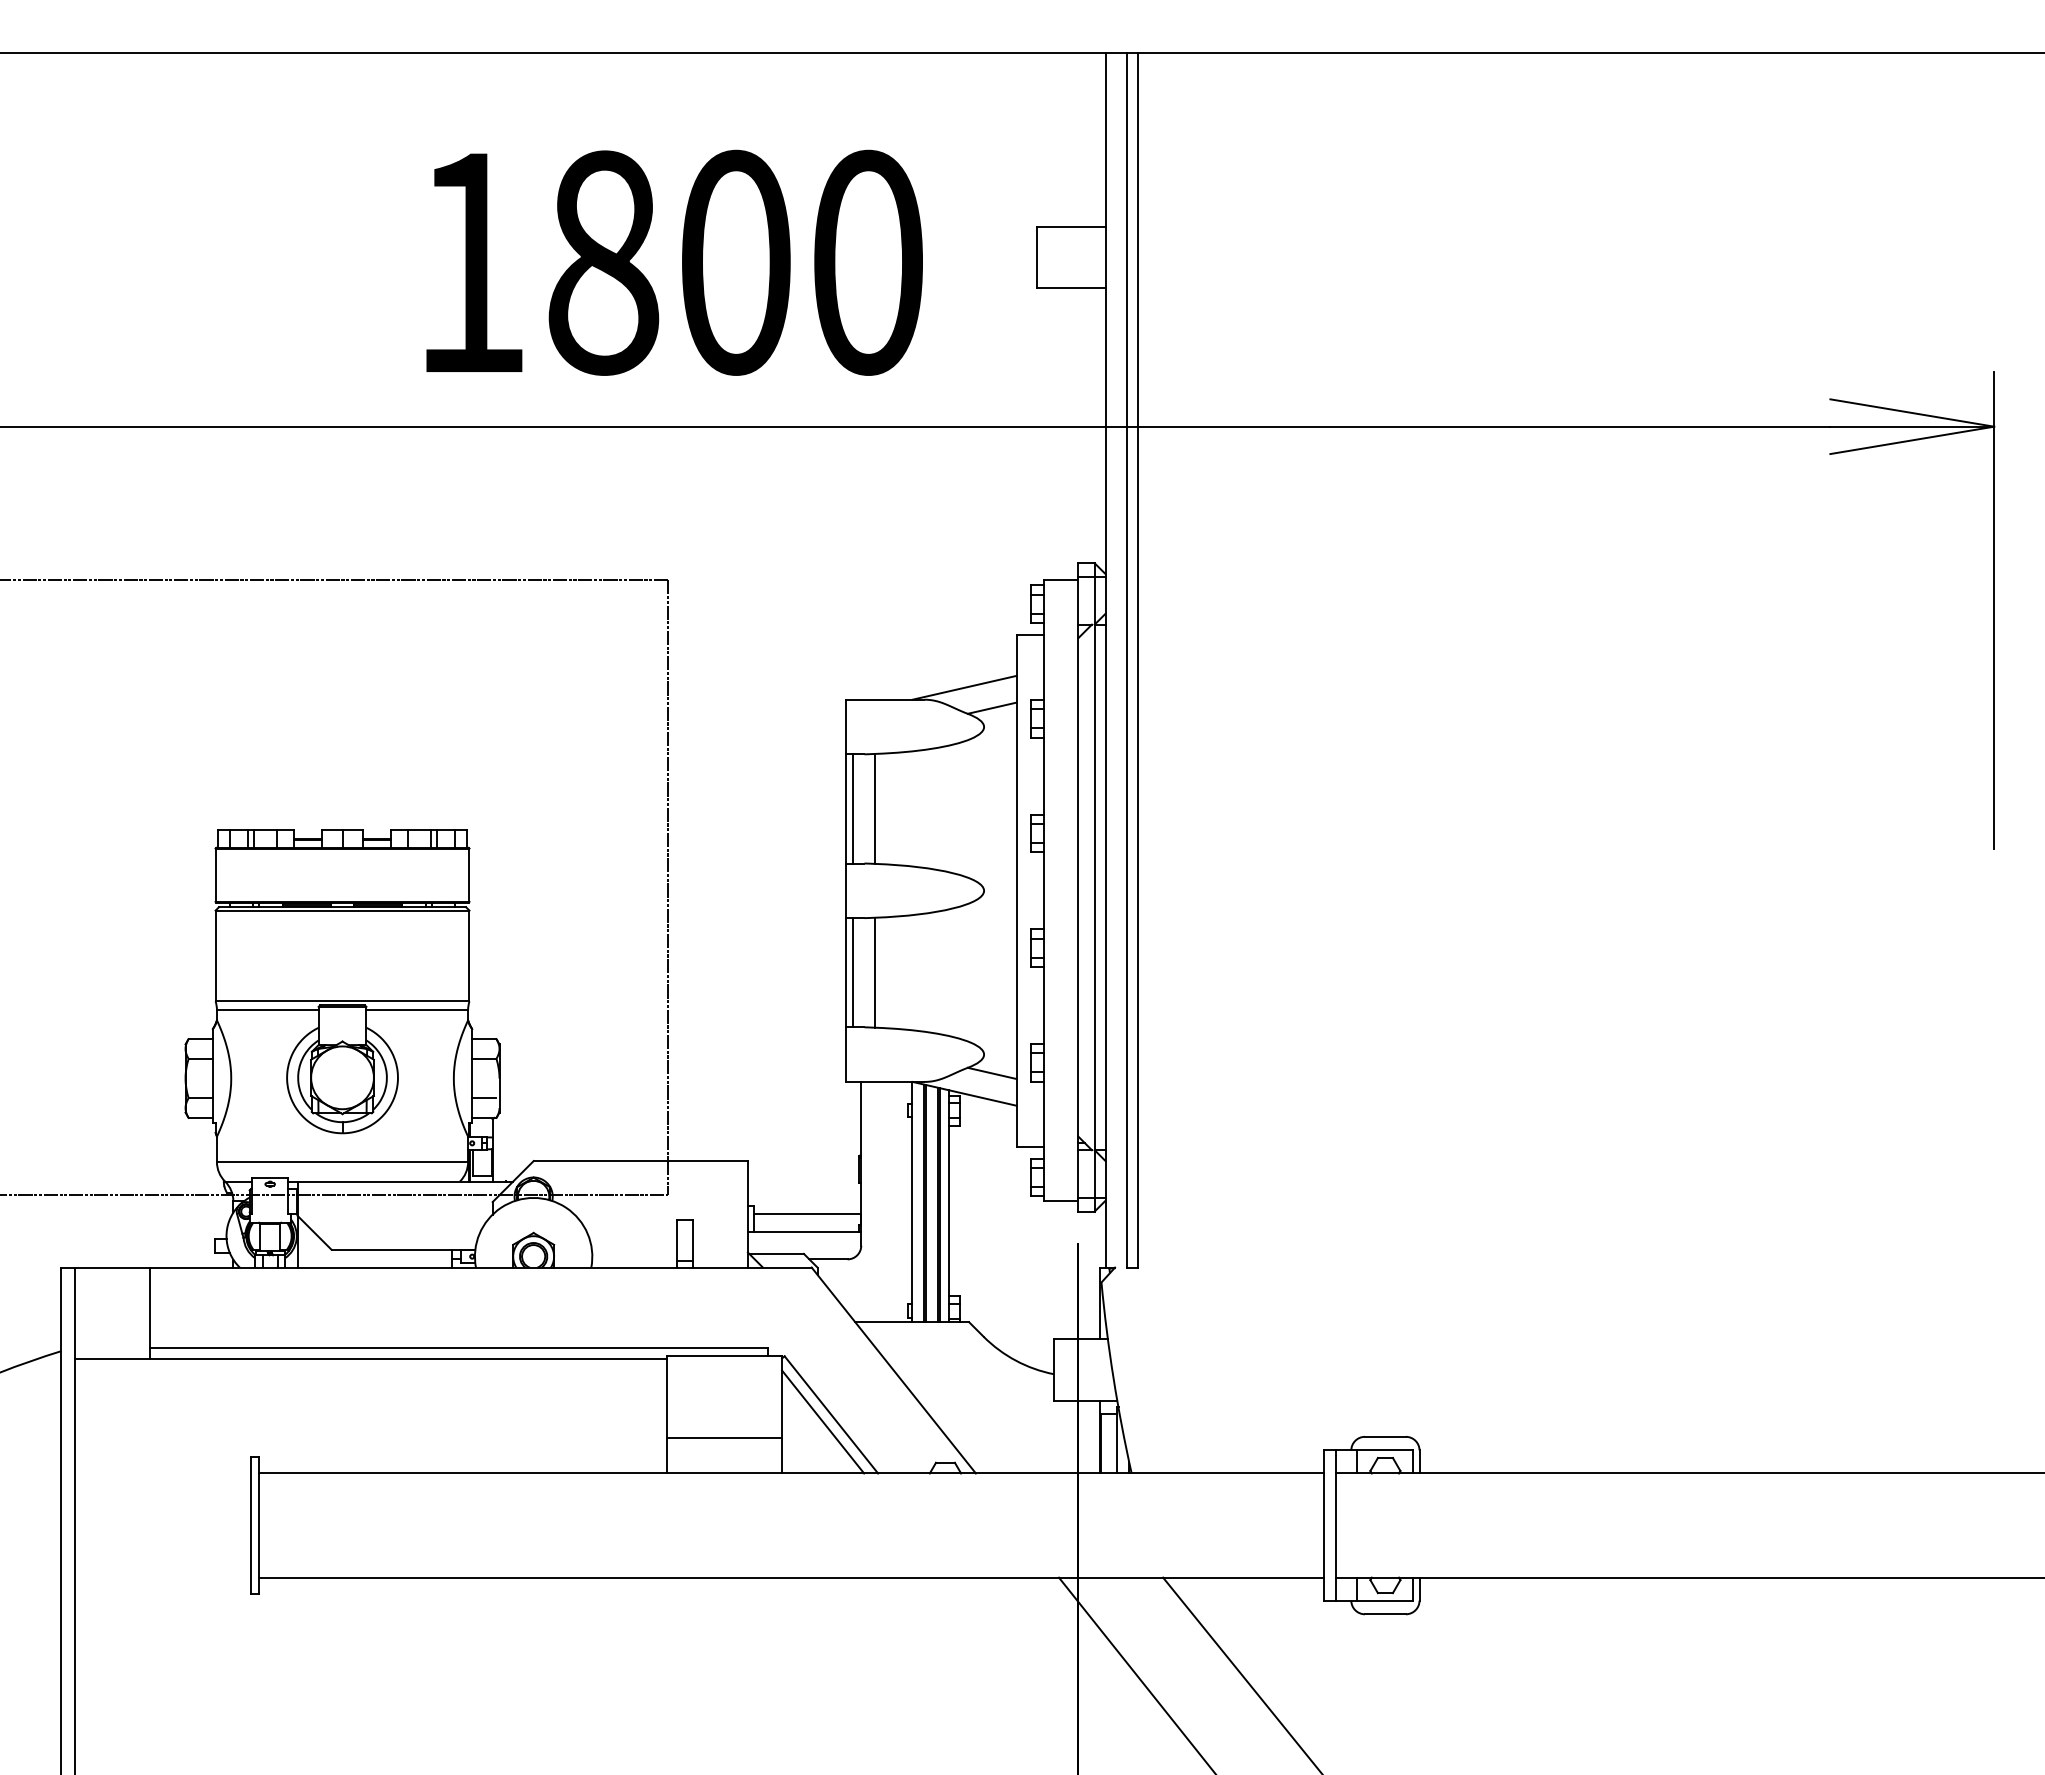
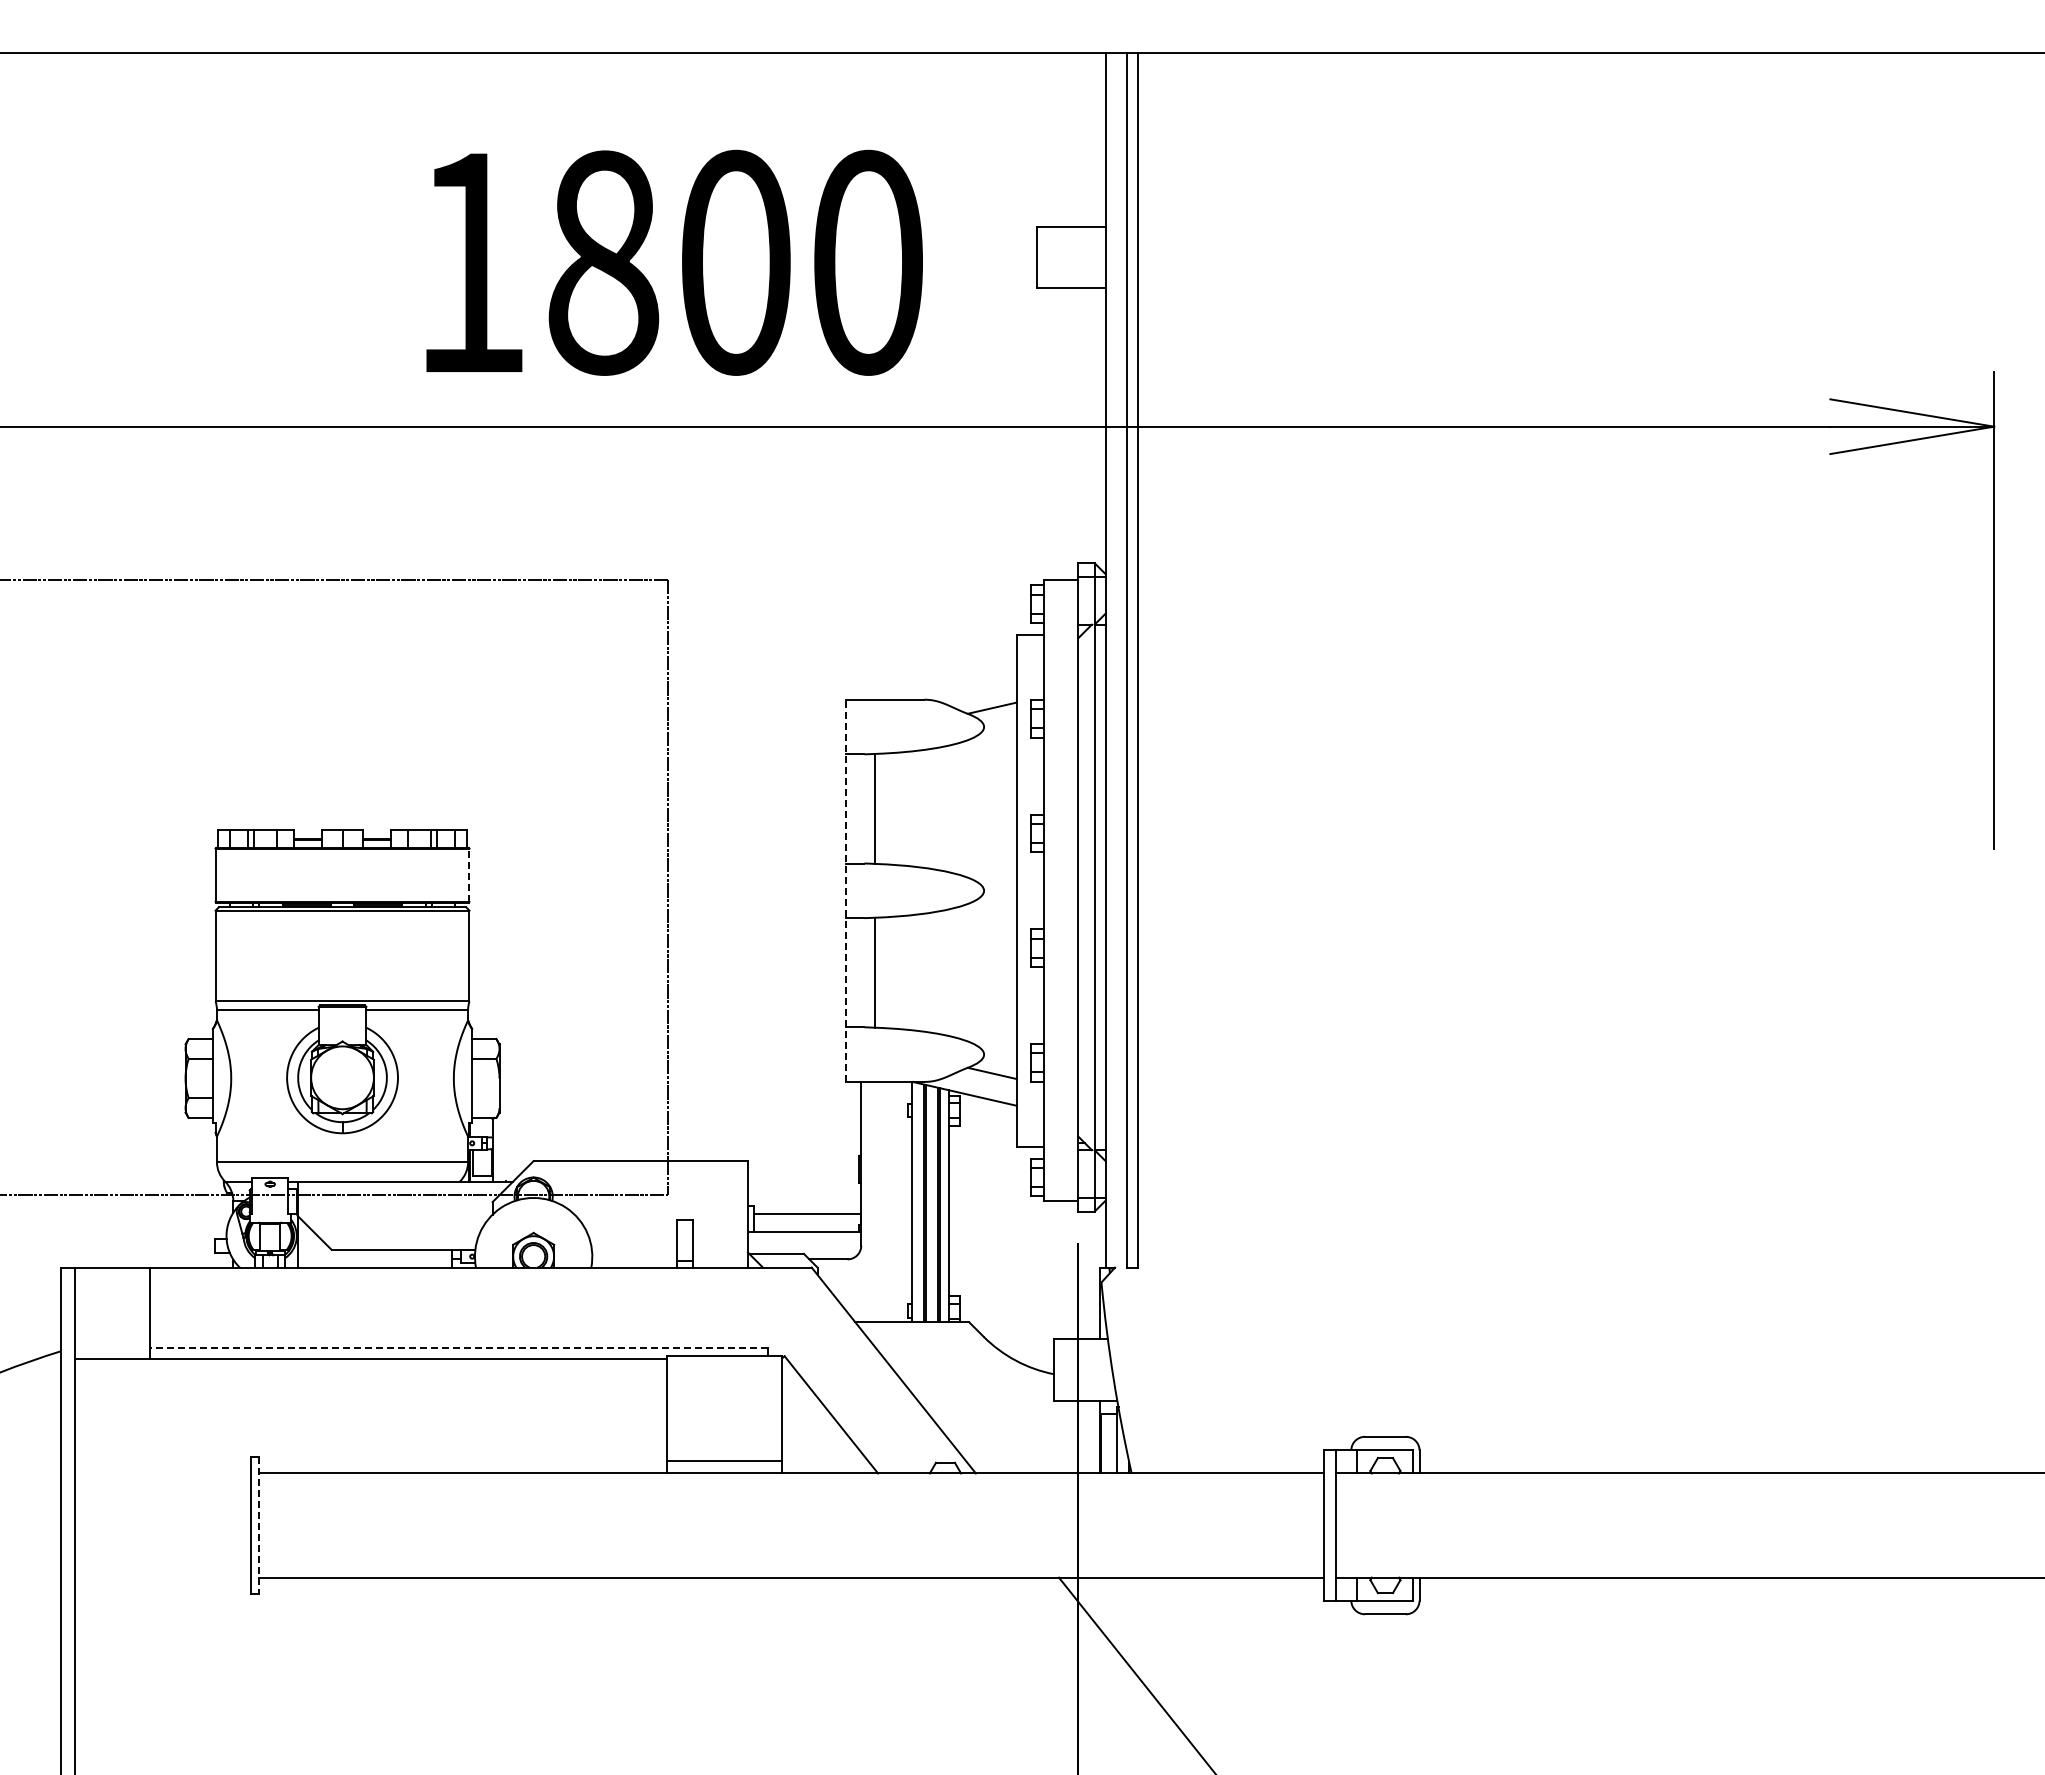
line: present -> none (964, 687)
line: present -> none (853, 808)
line: solid -> dashed (469, 875)
line: solid -> dashed (846, 890)
line: present -> none (853, 972)
line: present -> none (484, 1098)
line: solid -> dashed (458, 1348)
line: present -> none (823, 1421)
line position: (724, 1438) -> (724, 1461) (724, 1461)
line: solid -> dashed (259, 1526)
line: present -> none (1241, 1674)
